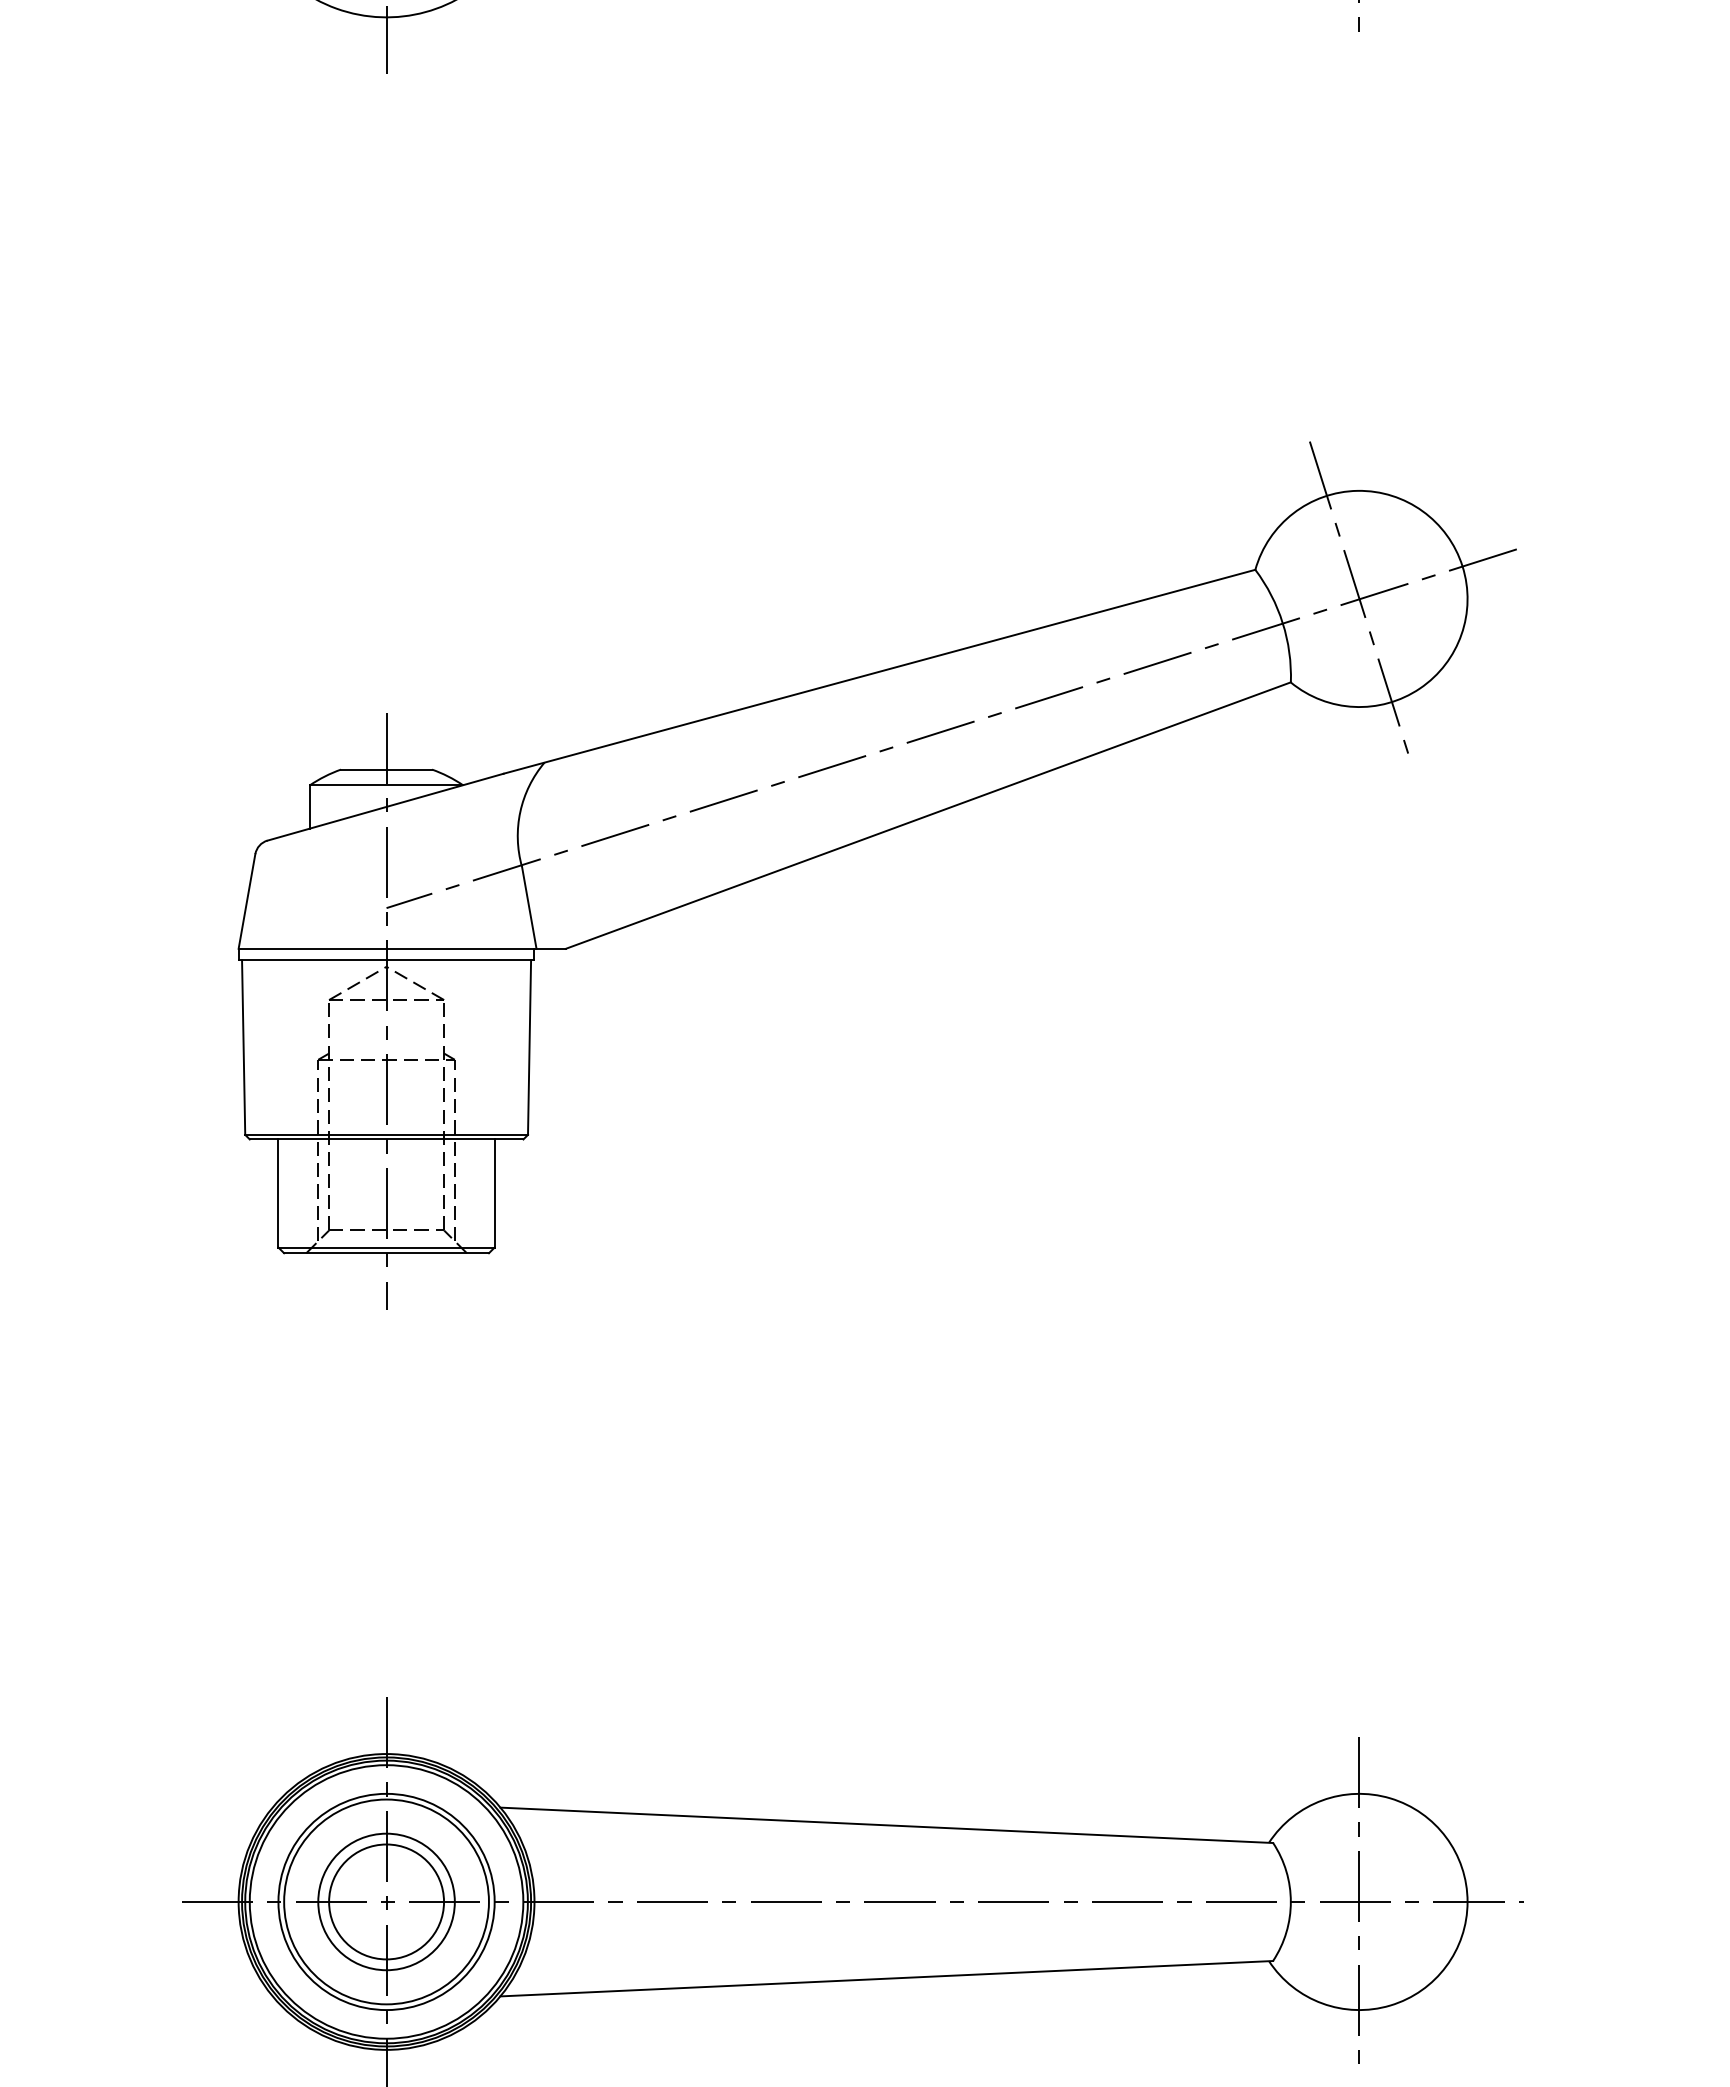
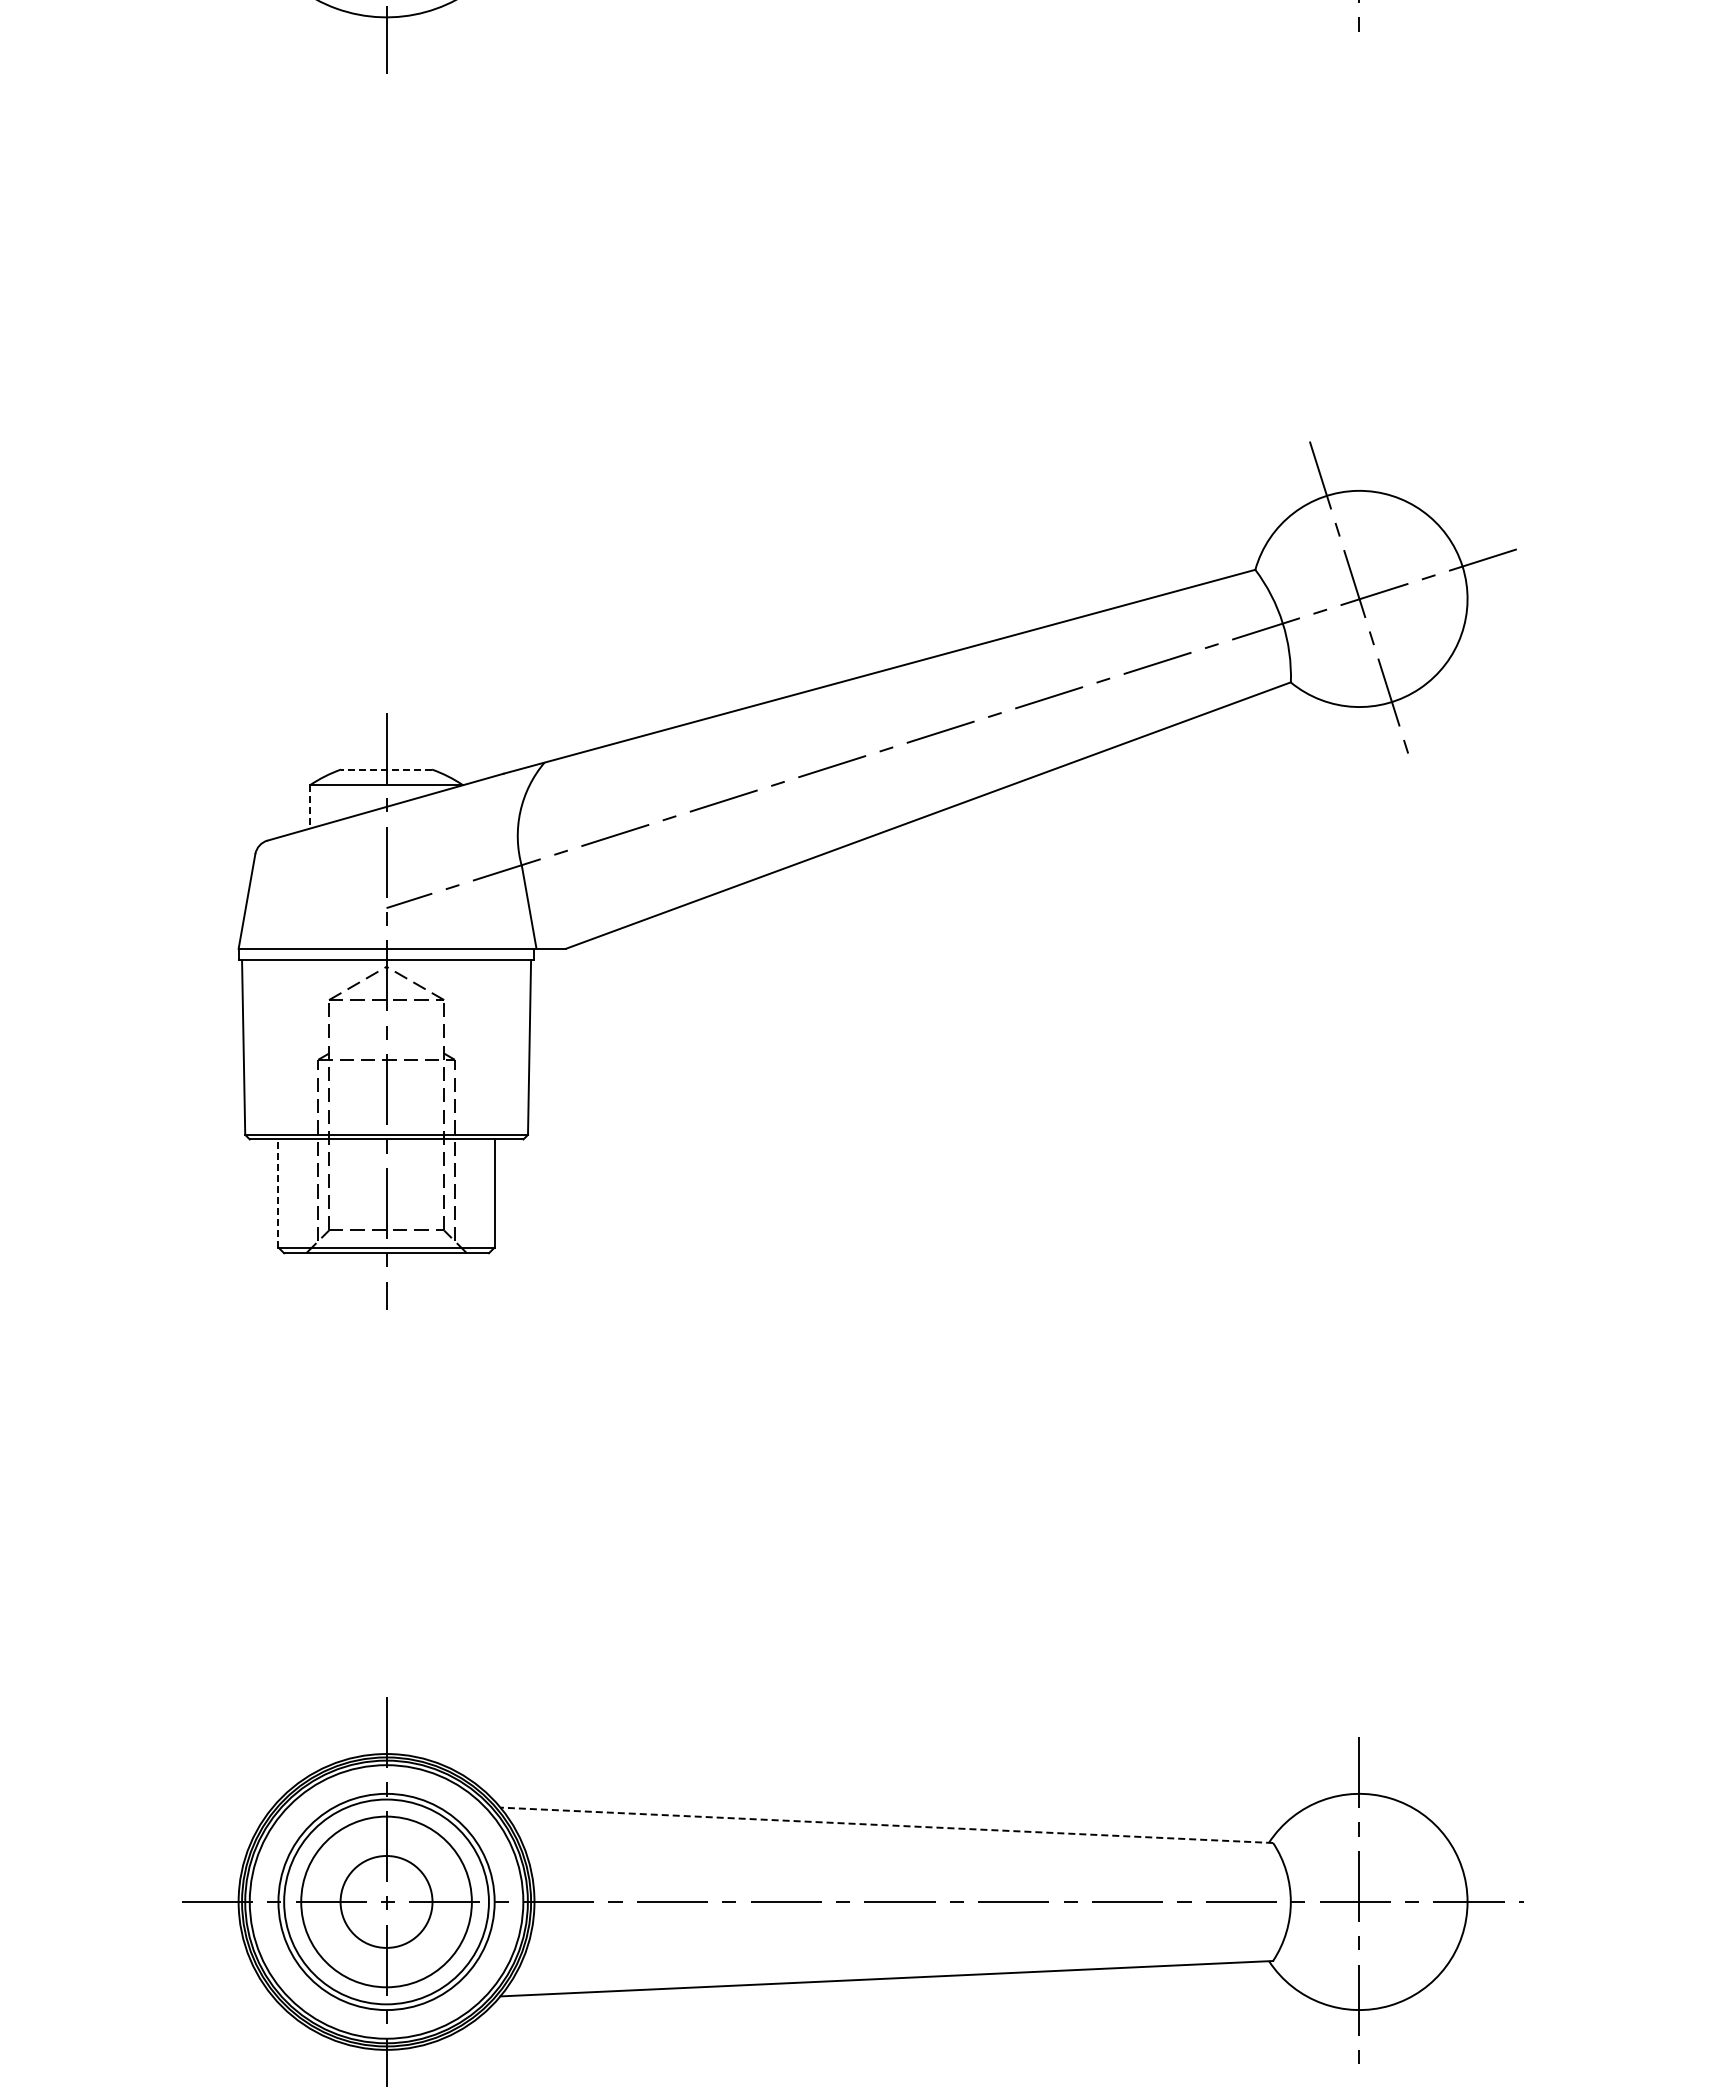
line: solid -> dashed (386, 769)
line: solid -> dashed (309, 807)
line: solid -> dashed (278, 1193)
line: solid -> dashed (886, 1825)
circle diameter: 115 px -> 92 px (386, 1901)
circle diameter: 137 px -> 171 px (386, 1901)
